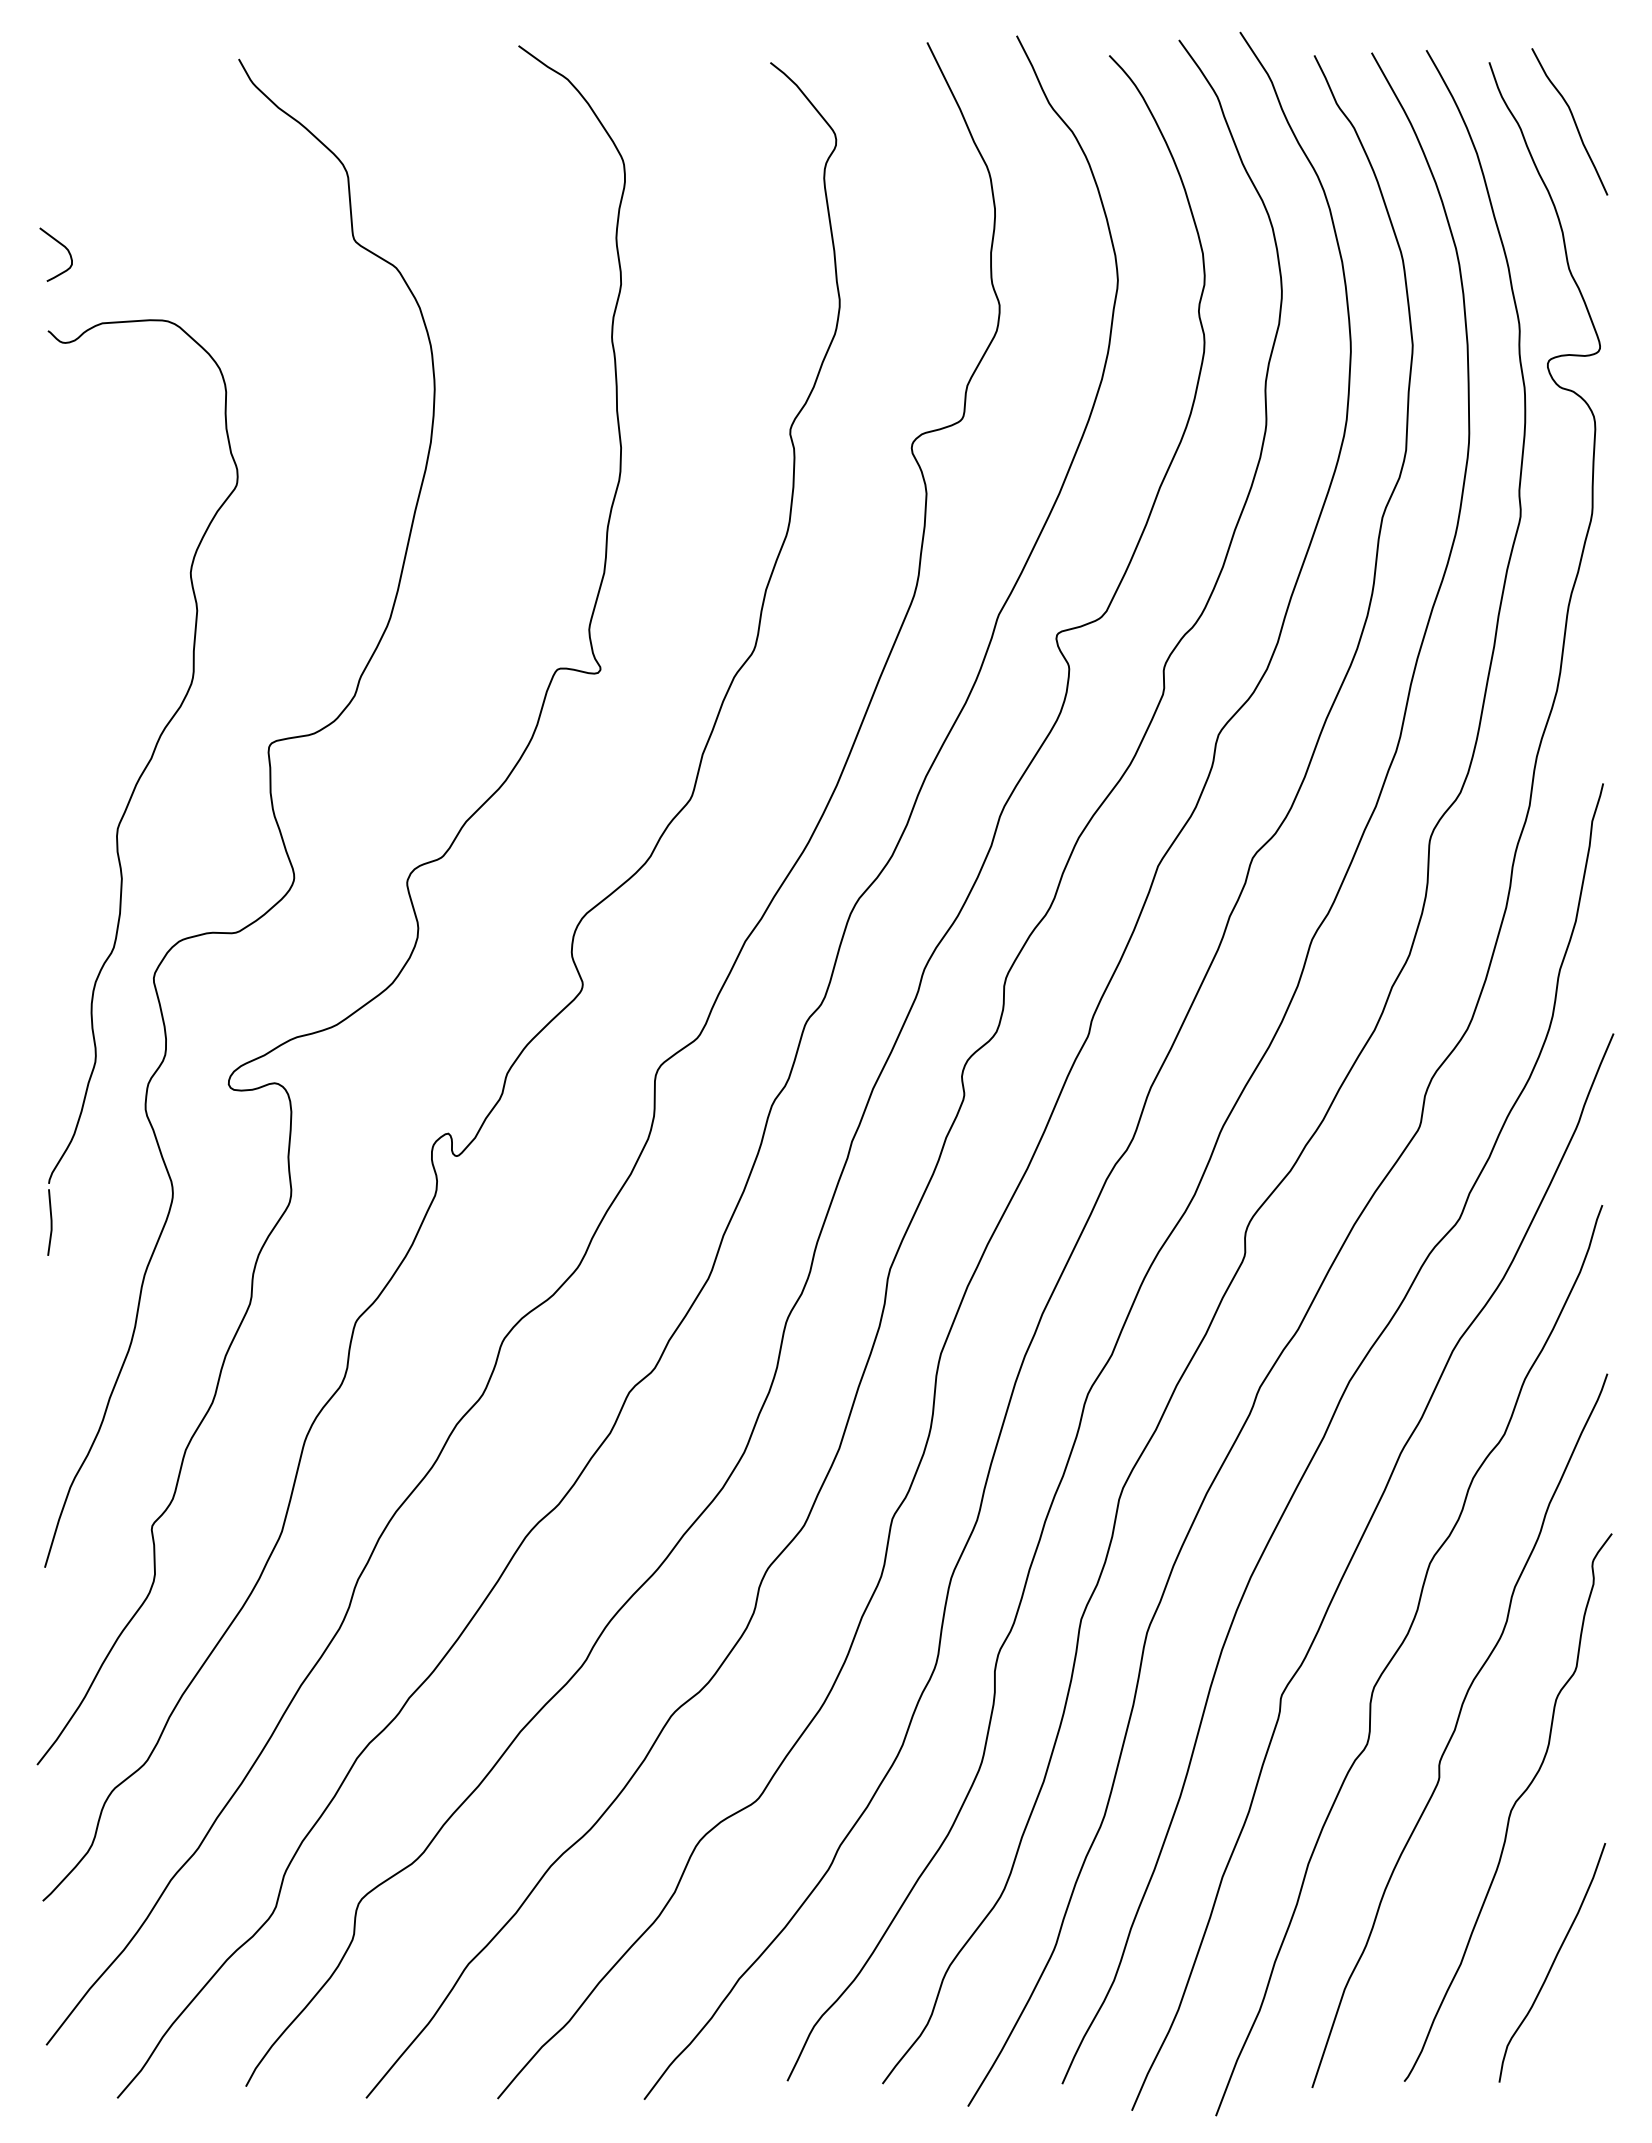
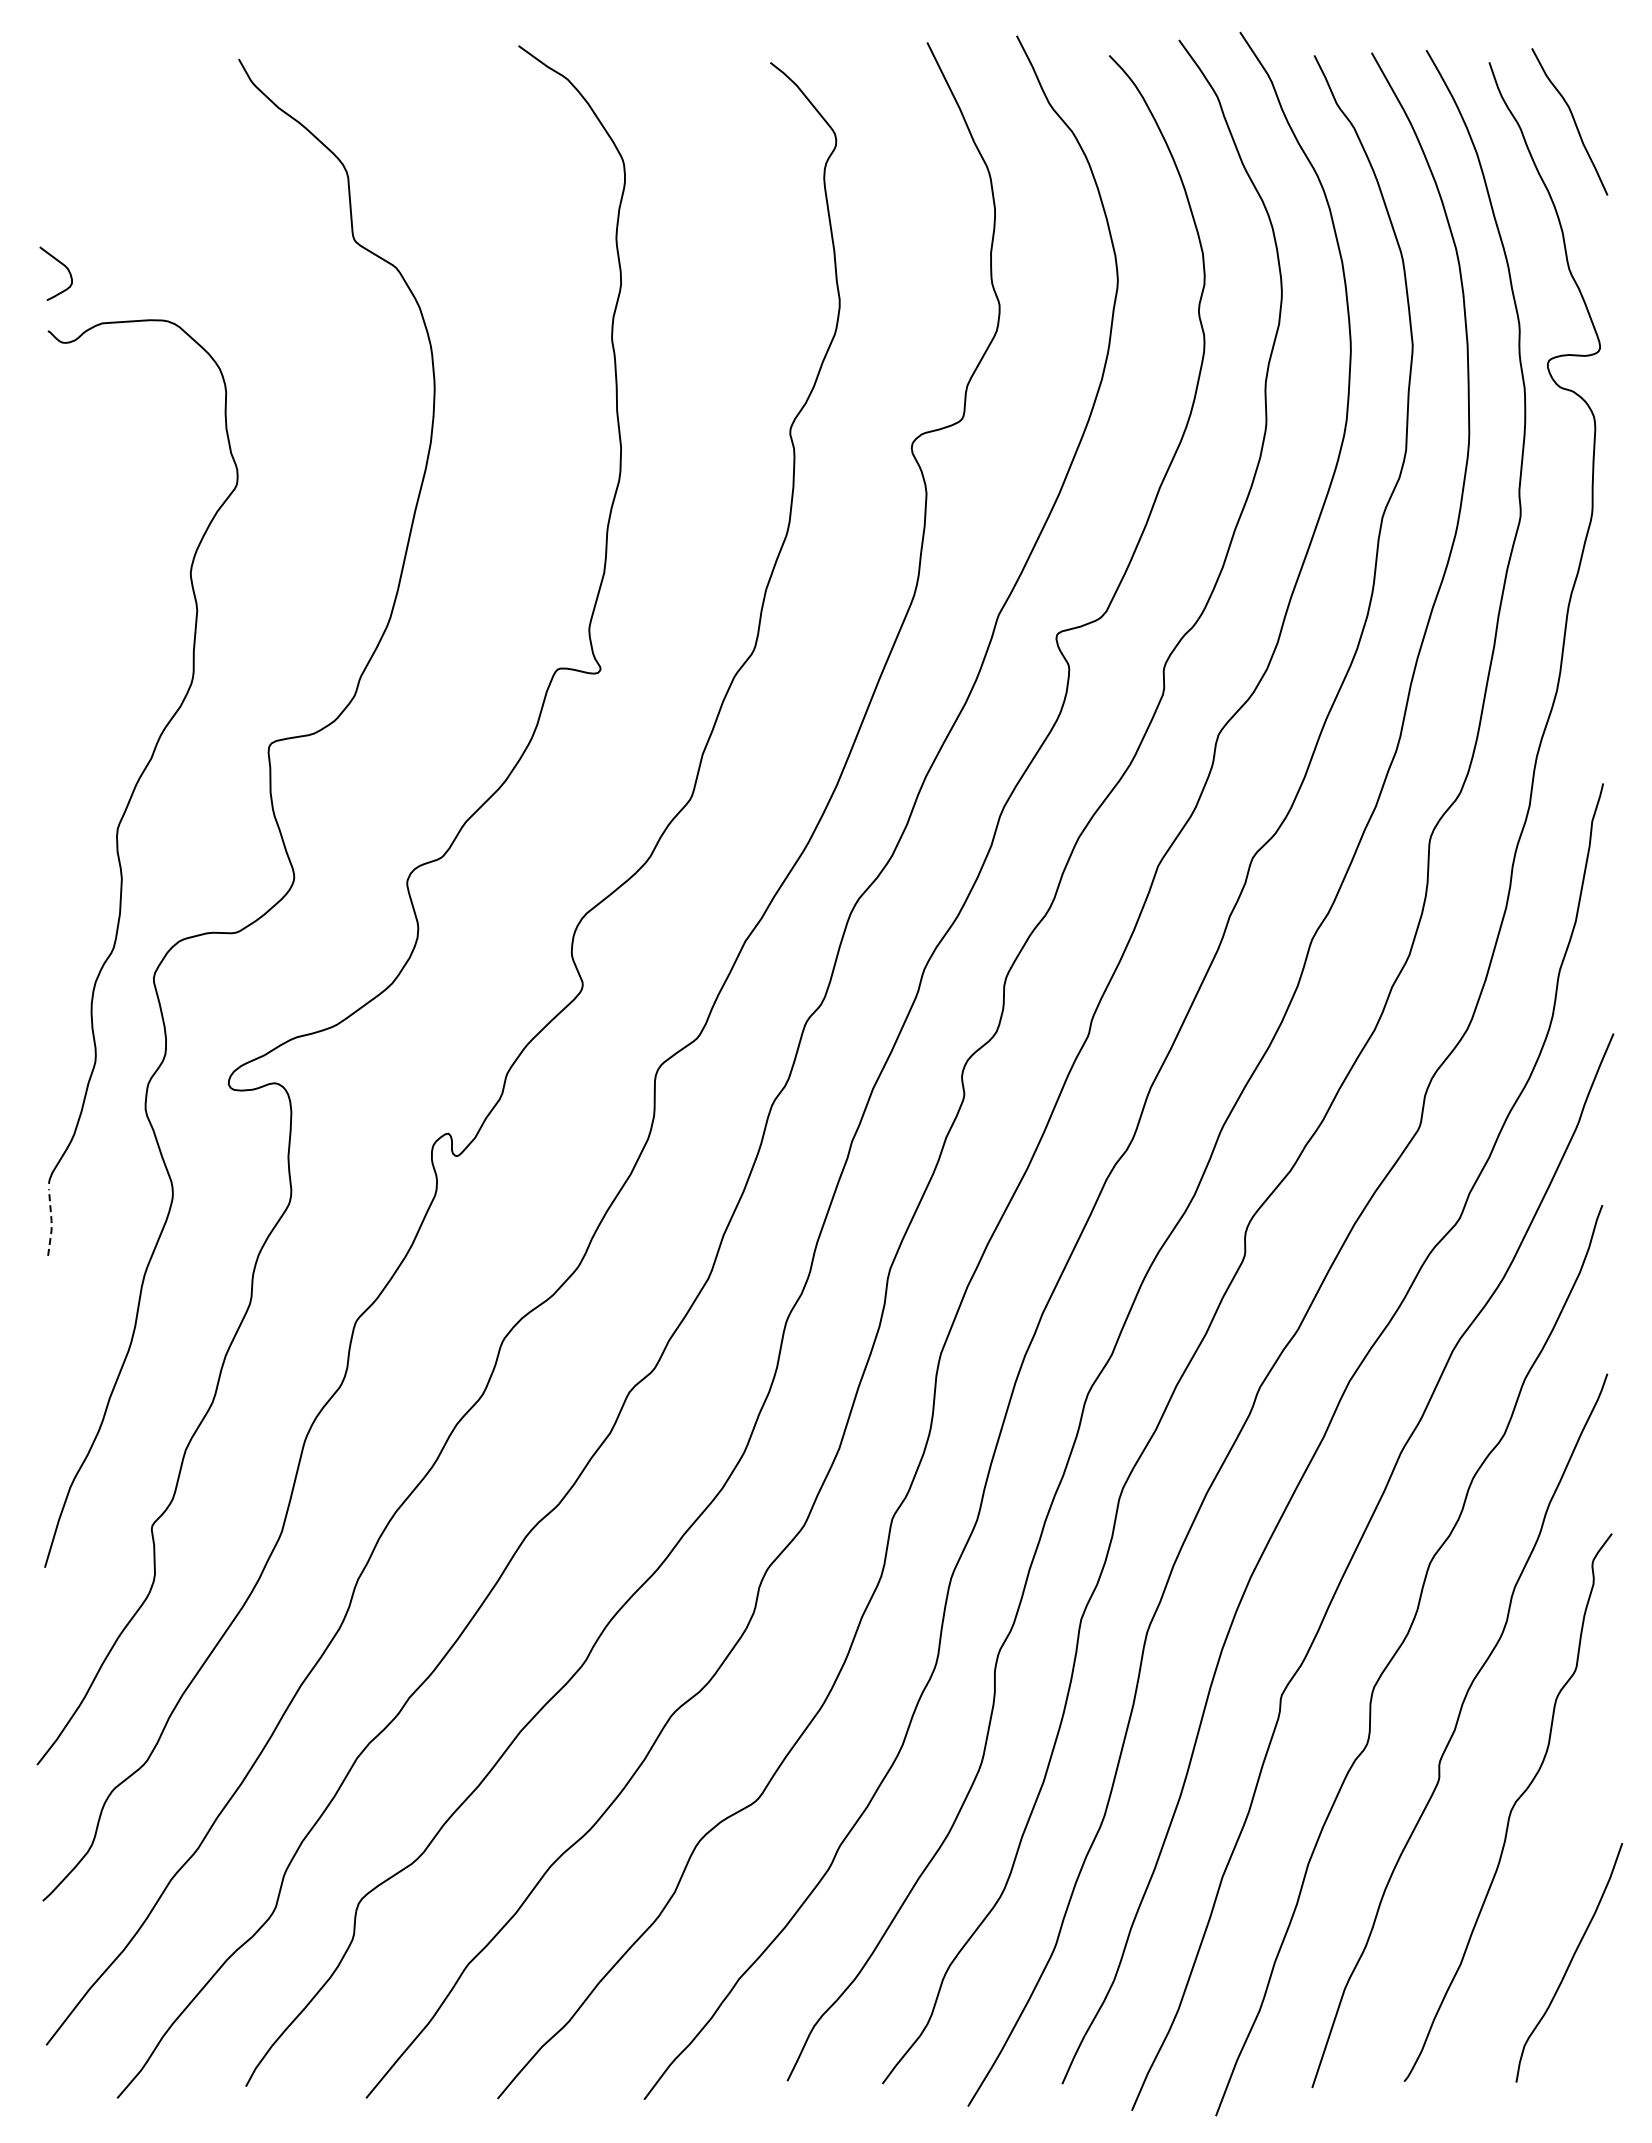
curve position: (62, 246) -> (62, 265) (62, 265)
line: solid -> dashed (51, 1222)
curve position: (1552, 1962) -> (1569, 1962) (1569, 1962)
